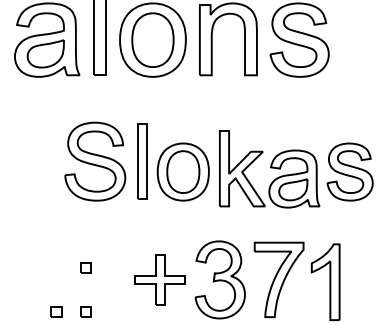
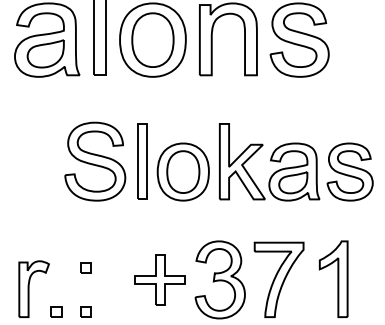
part position: (269, 169) -> (269, 162) (269, 162)
part position: (325, 281) -> (333, 278) (333, 278)
part: none -> present (33, 288)
